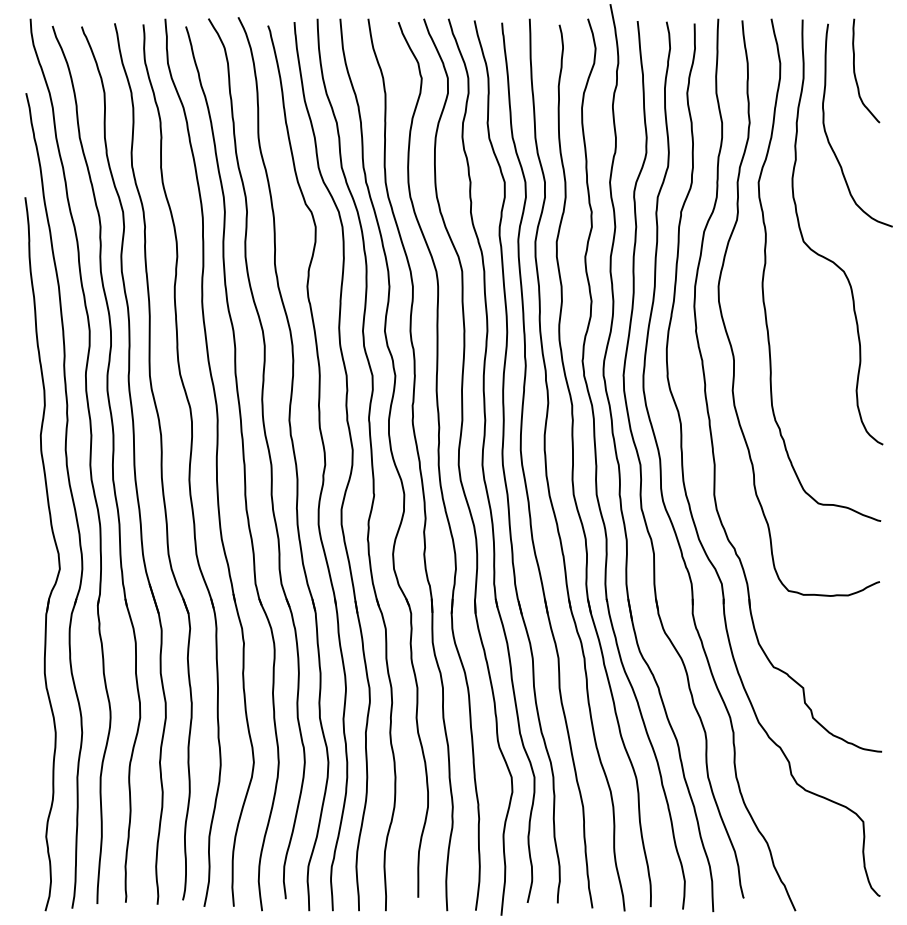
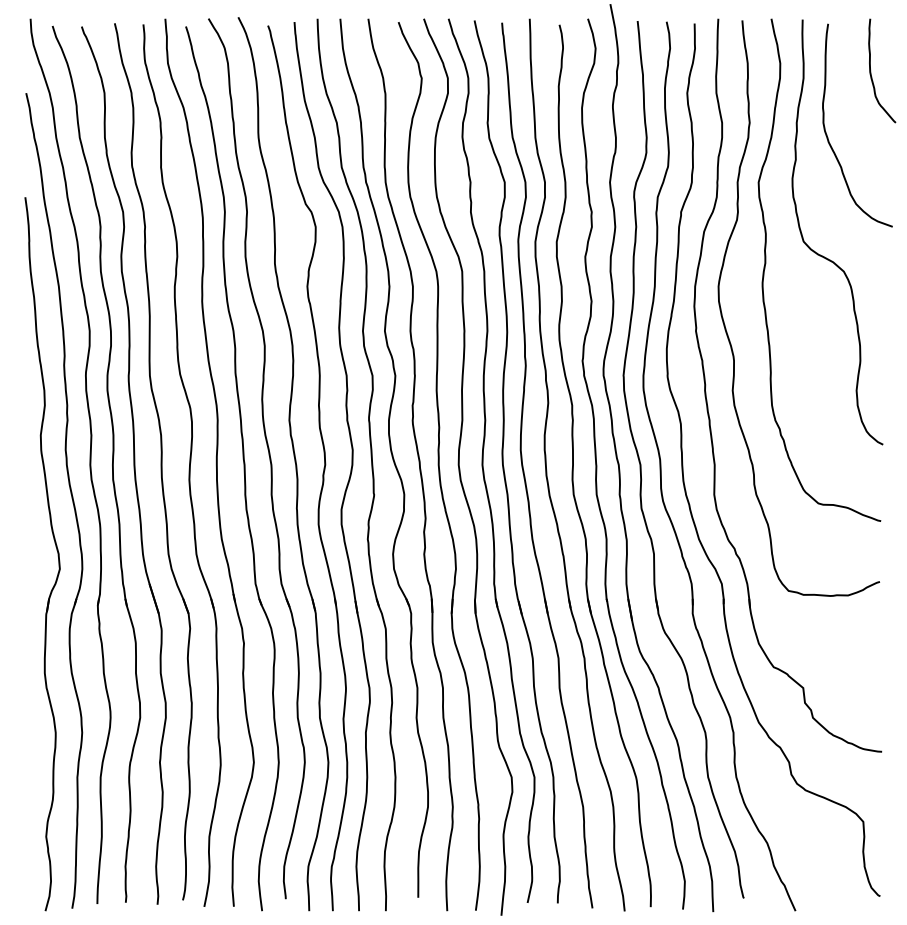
curve position: (855, 70) -> (871, 70) (871, 70)
